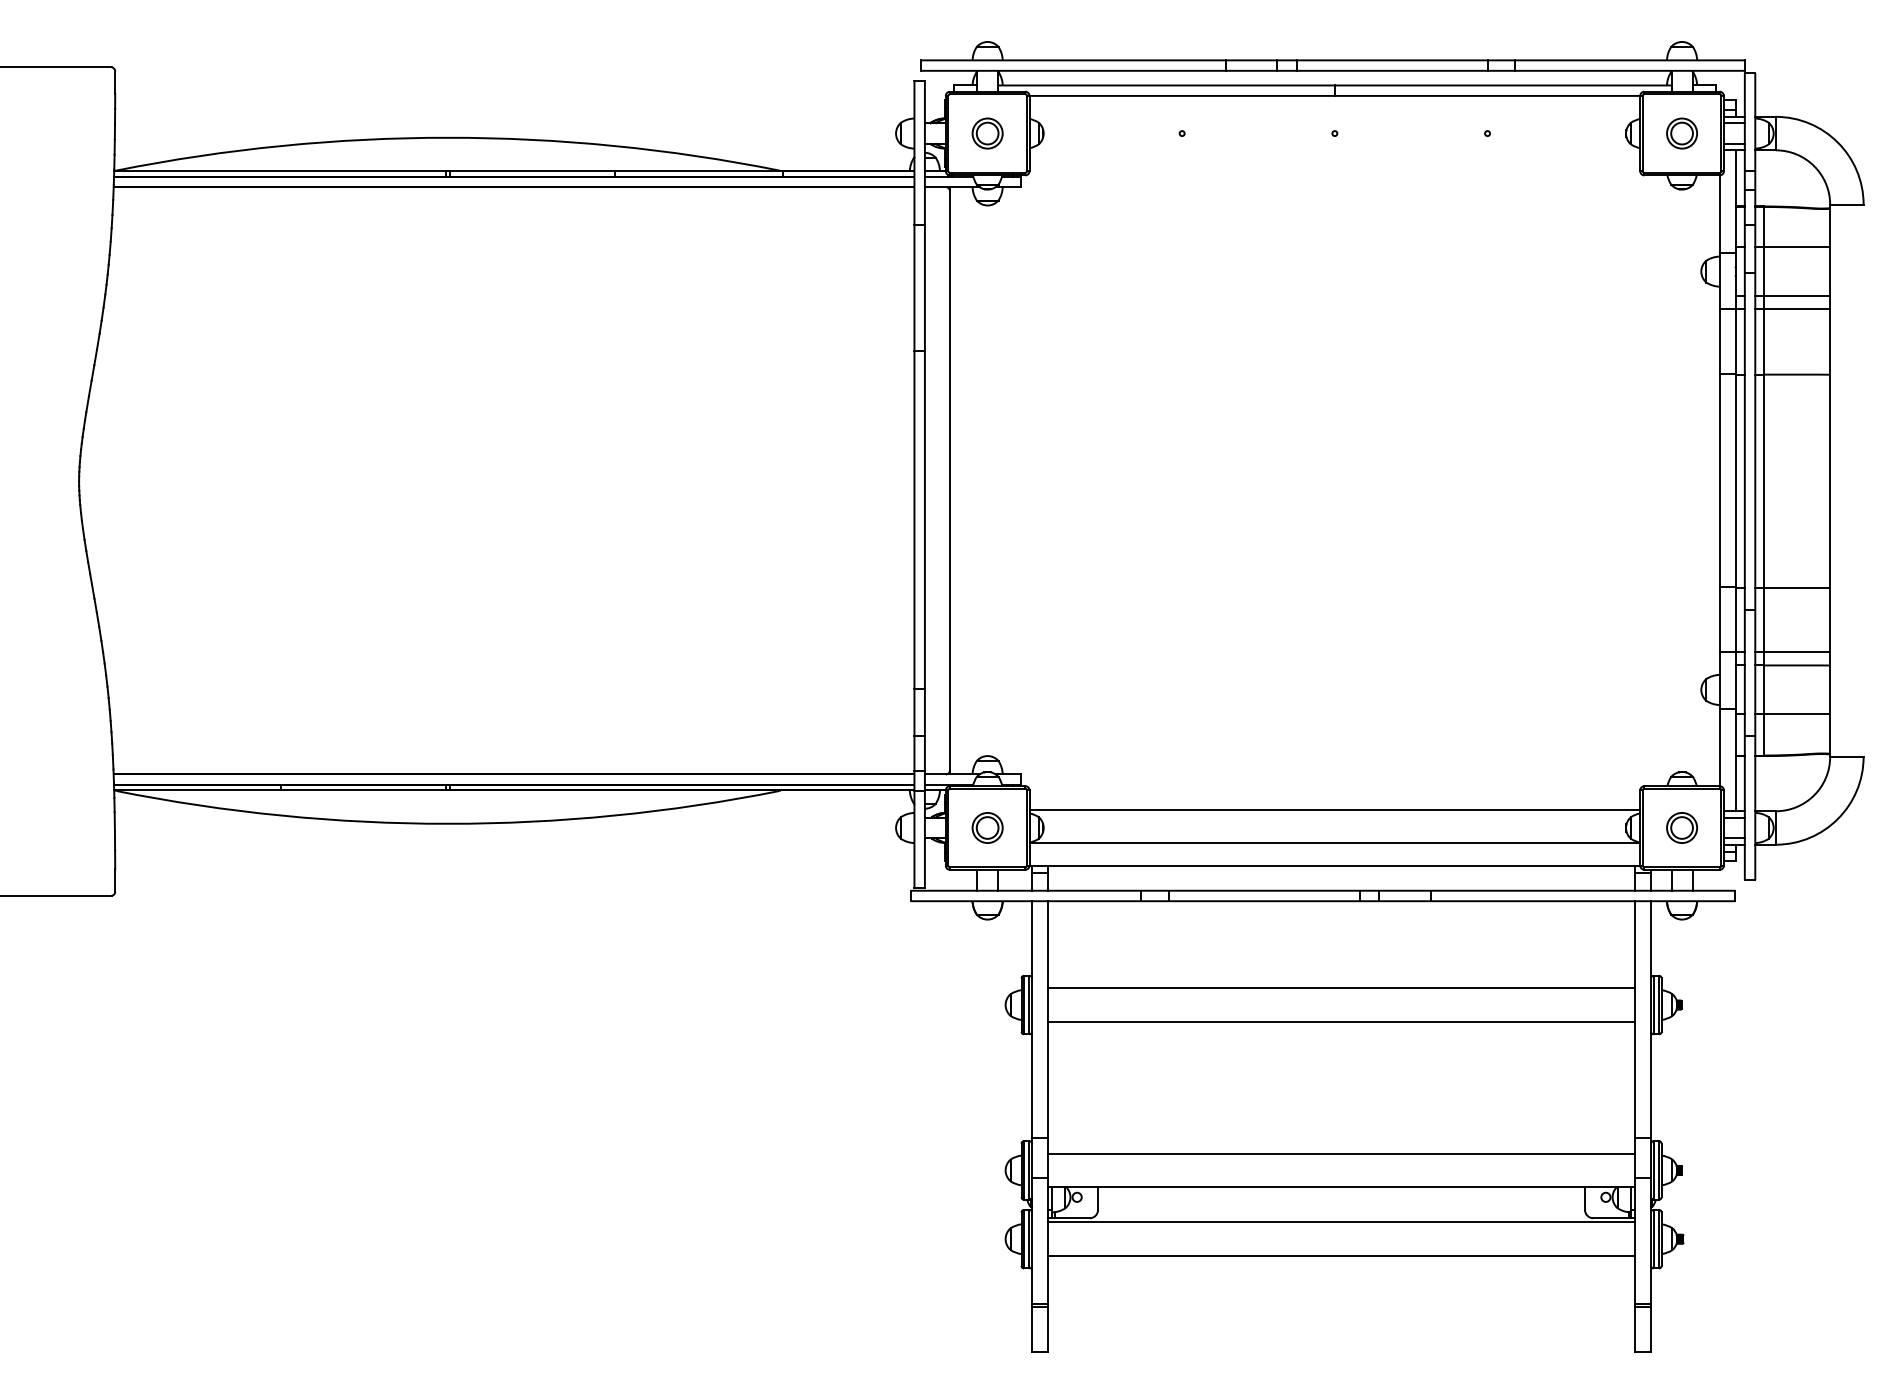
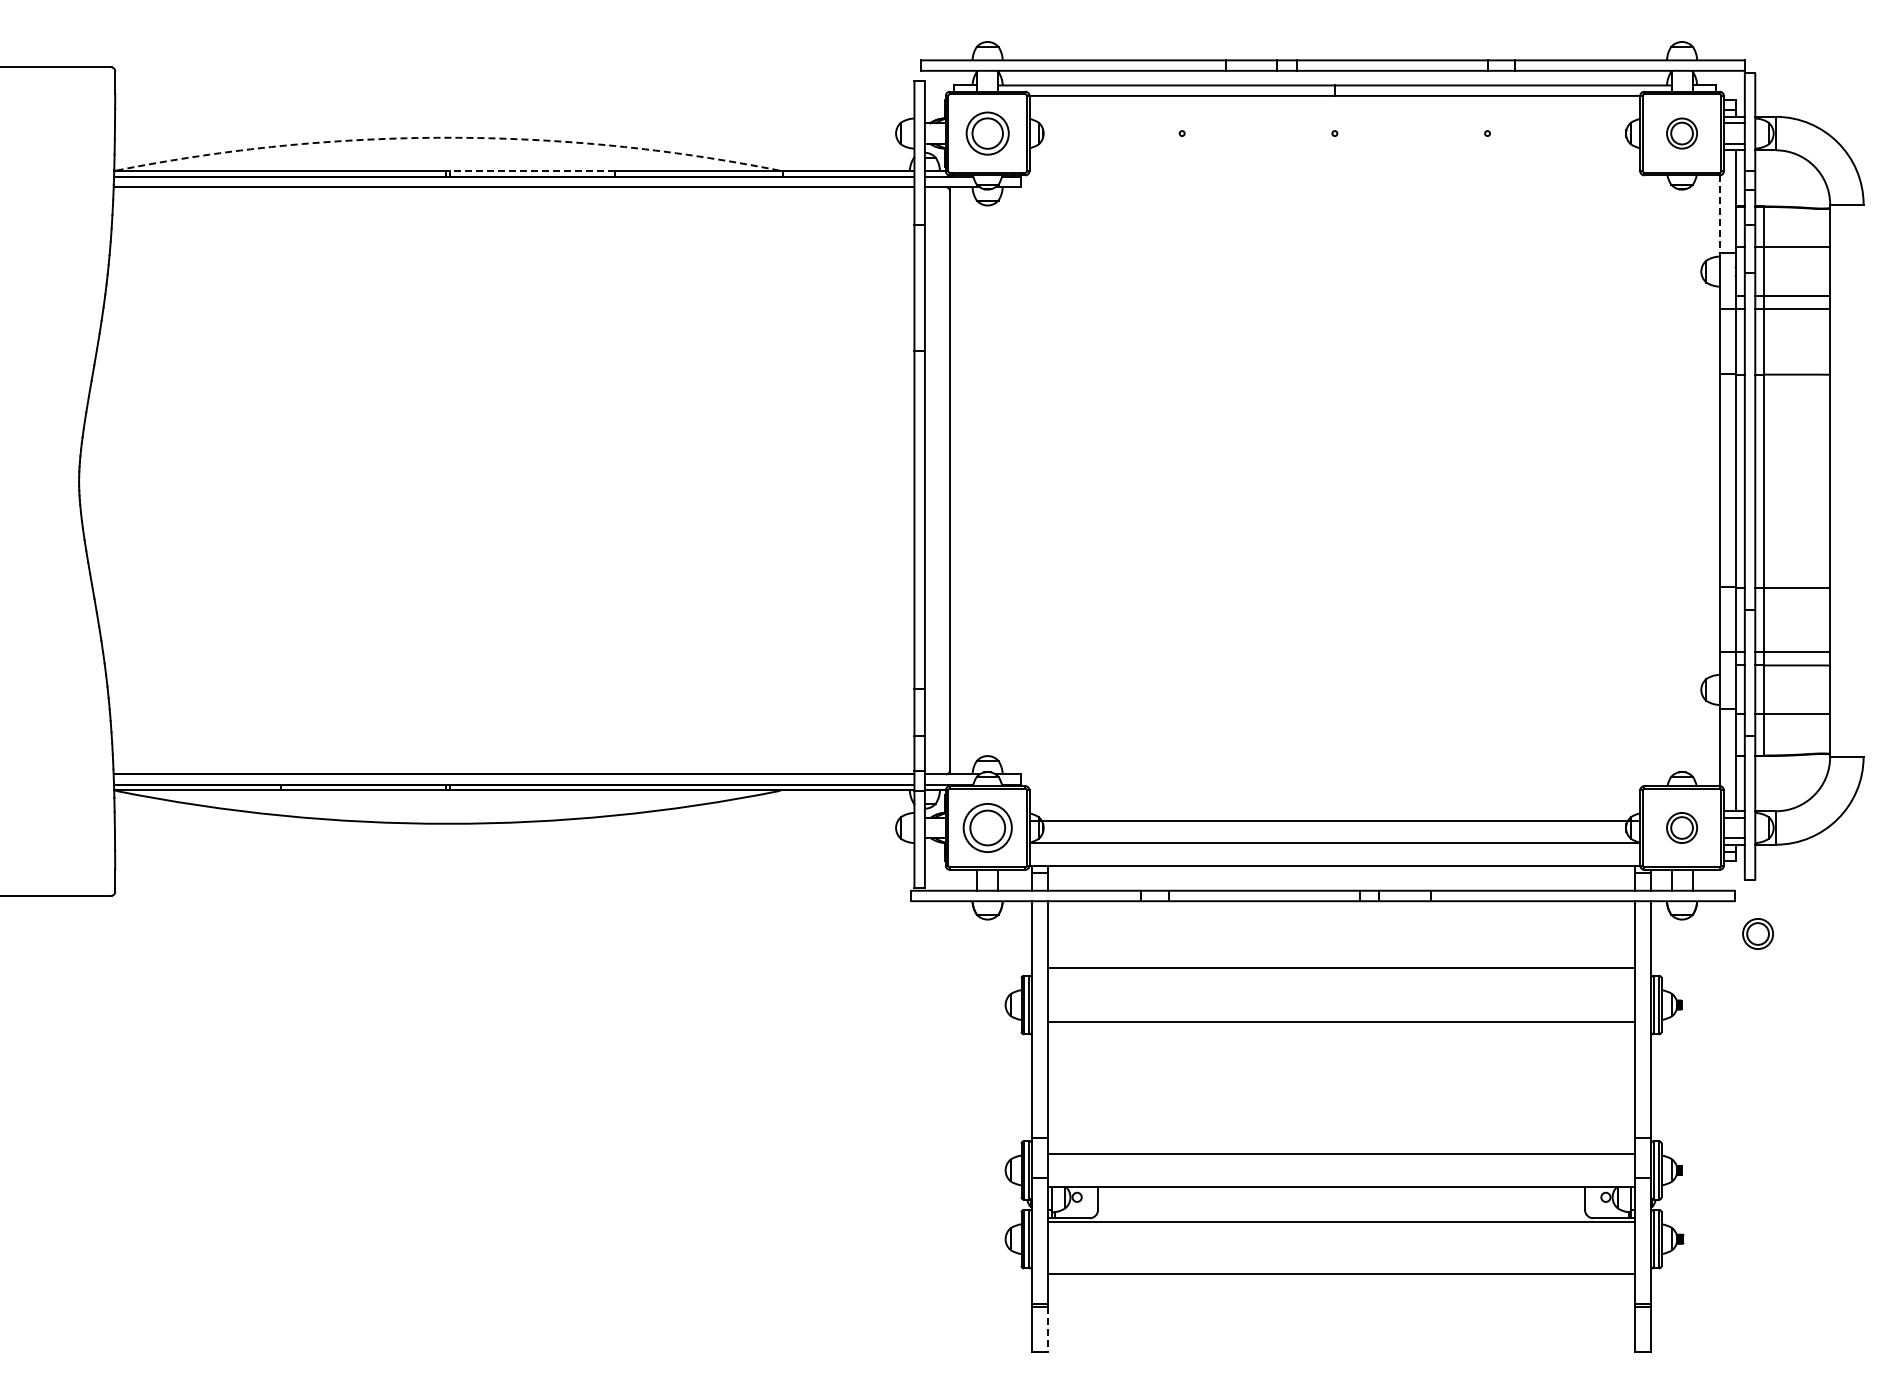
part size: 33x33 px -> 45x45 px (987, 133)
arc: solid -> dashed (448, 137)
line: solid -> dashed (532, 171)
line: solid -> dashed (1719, 214)
line position: (1334, 809) -> (1334, 820) (1334, 820)
part size: 33x32 px -> 51x50 px (987, 827)
part: none -> present (1757, 933)
line position: (1341, 988) -> (1341, 968) (1341, 968)
line position: (1341, 1255) -> (1341, 1273) (1341, 1273)
line: solid -> dashed (1047, 1330)
